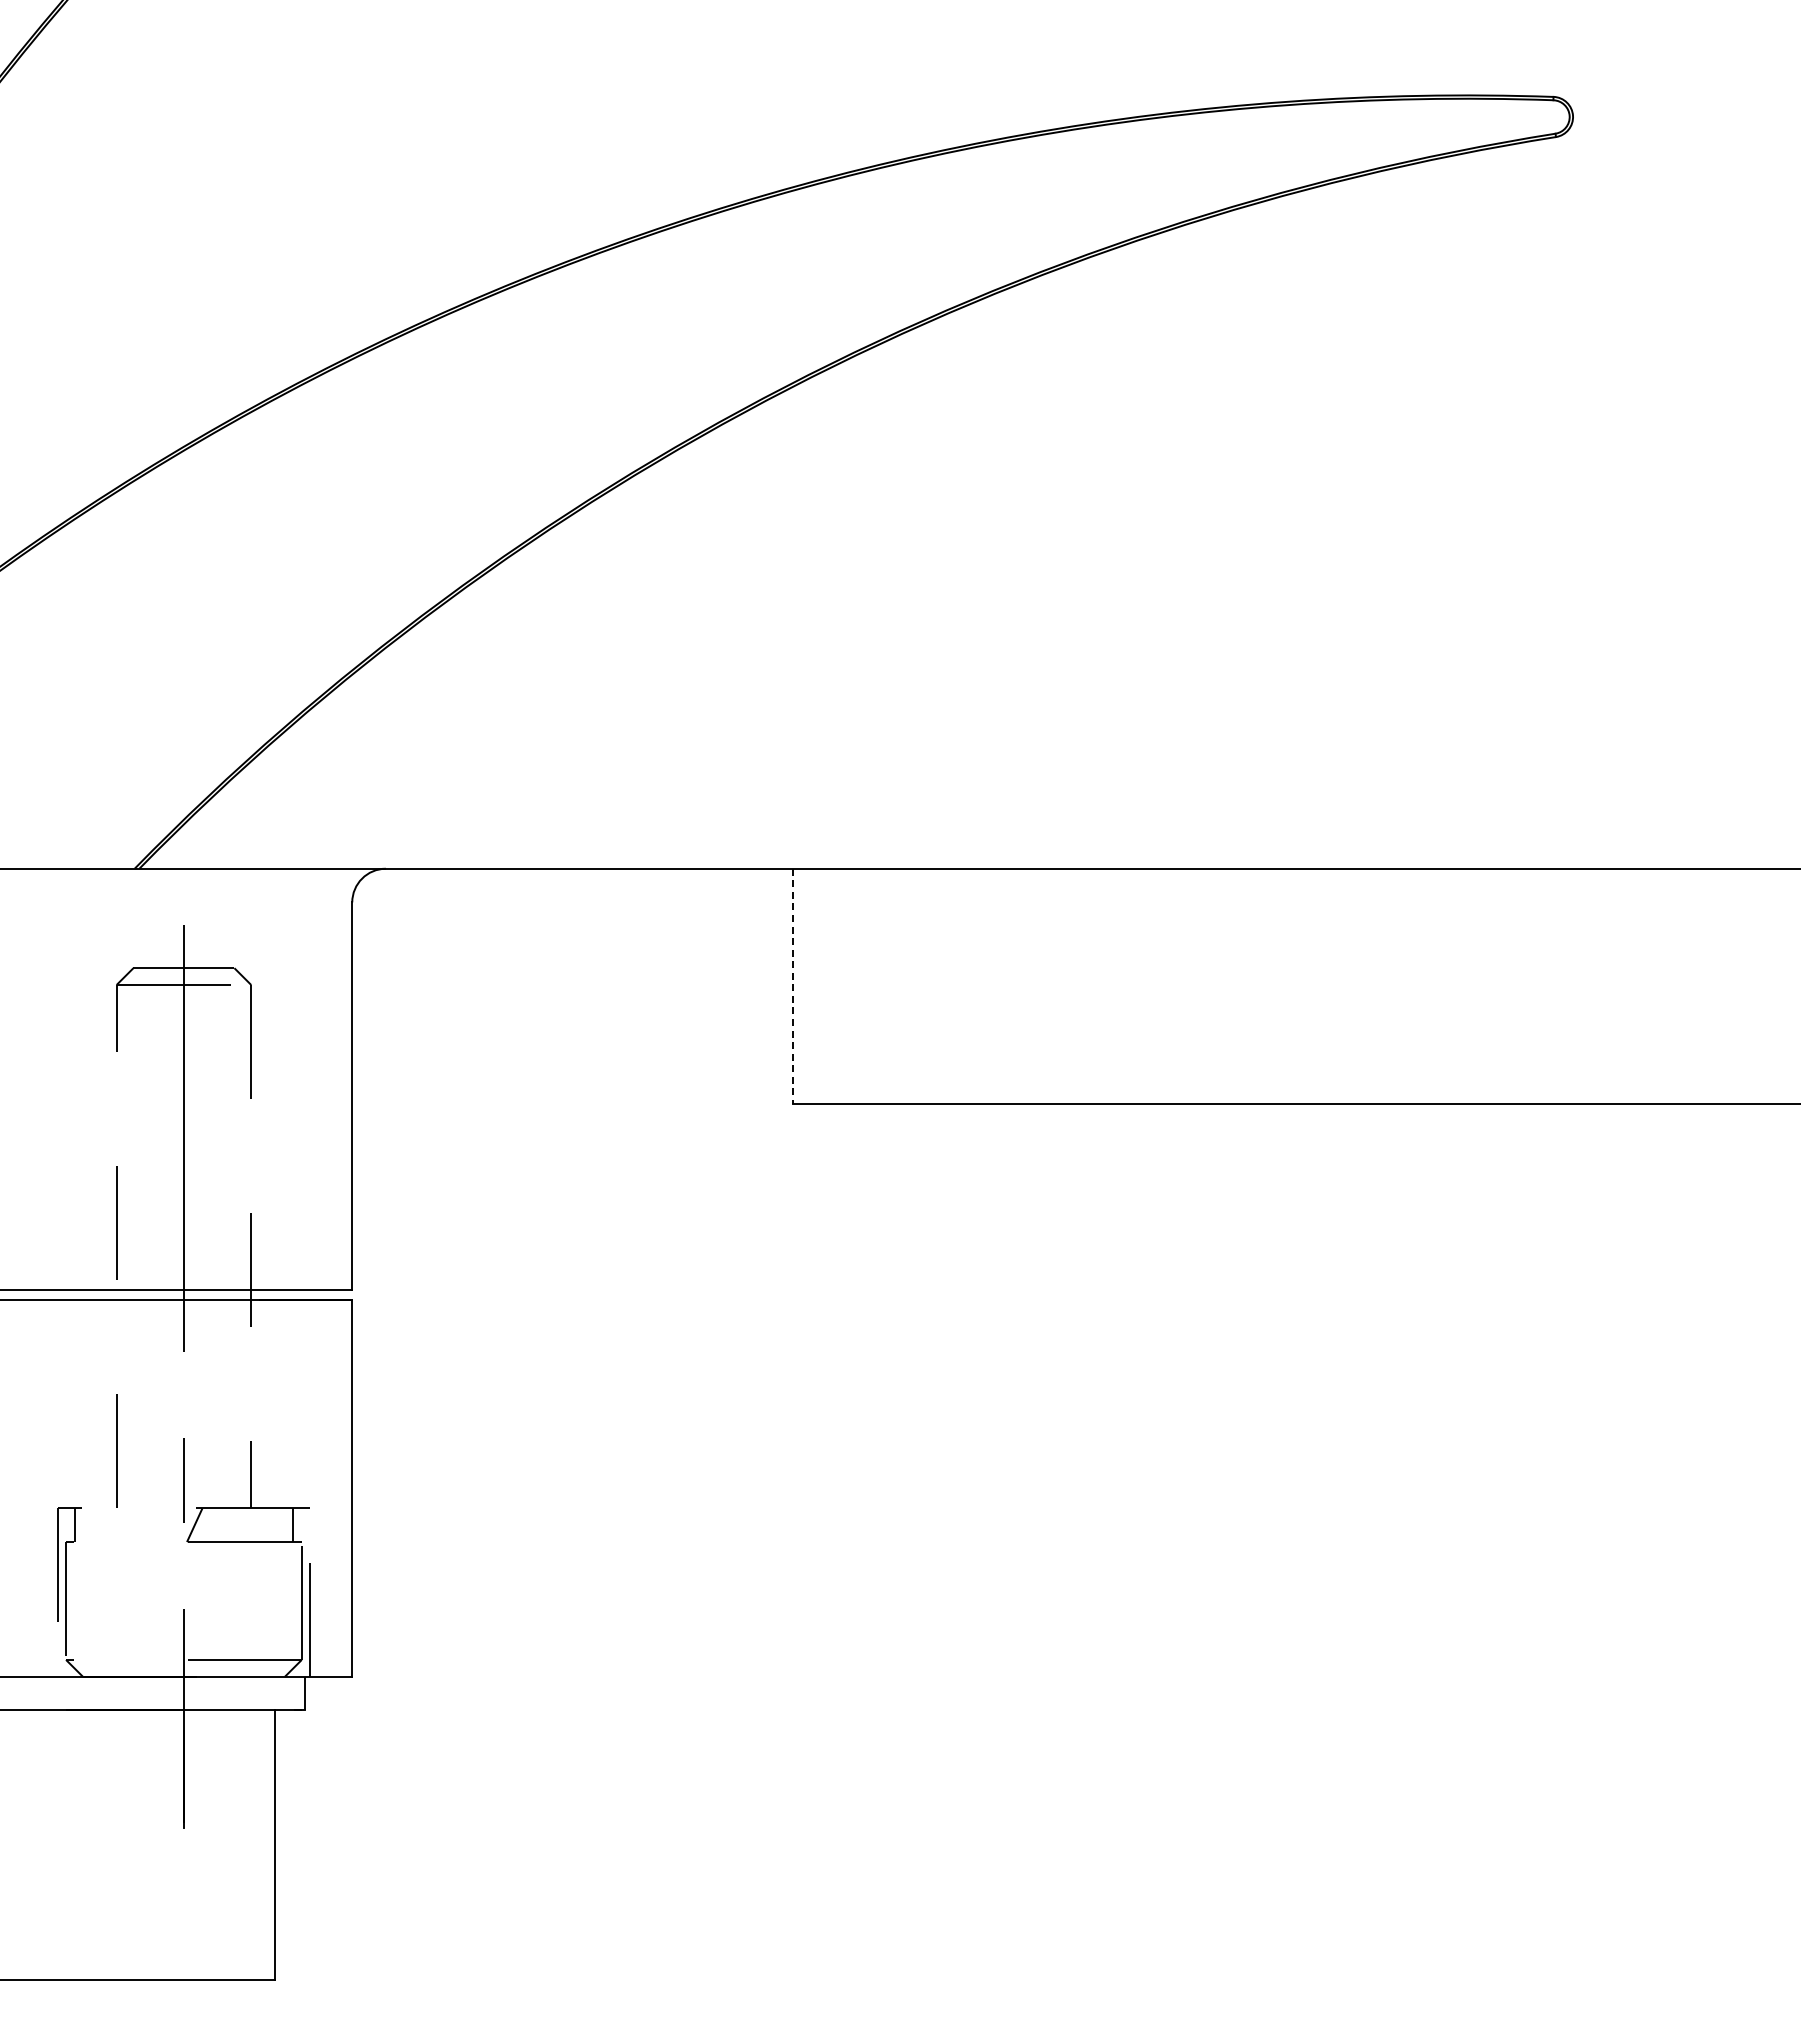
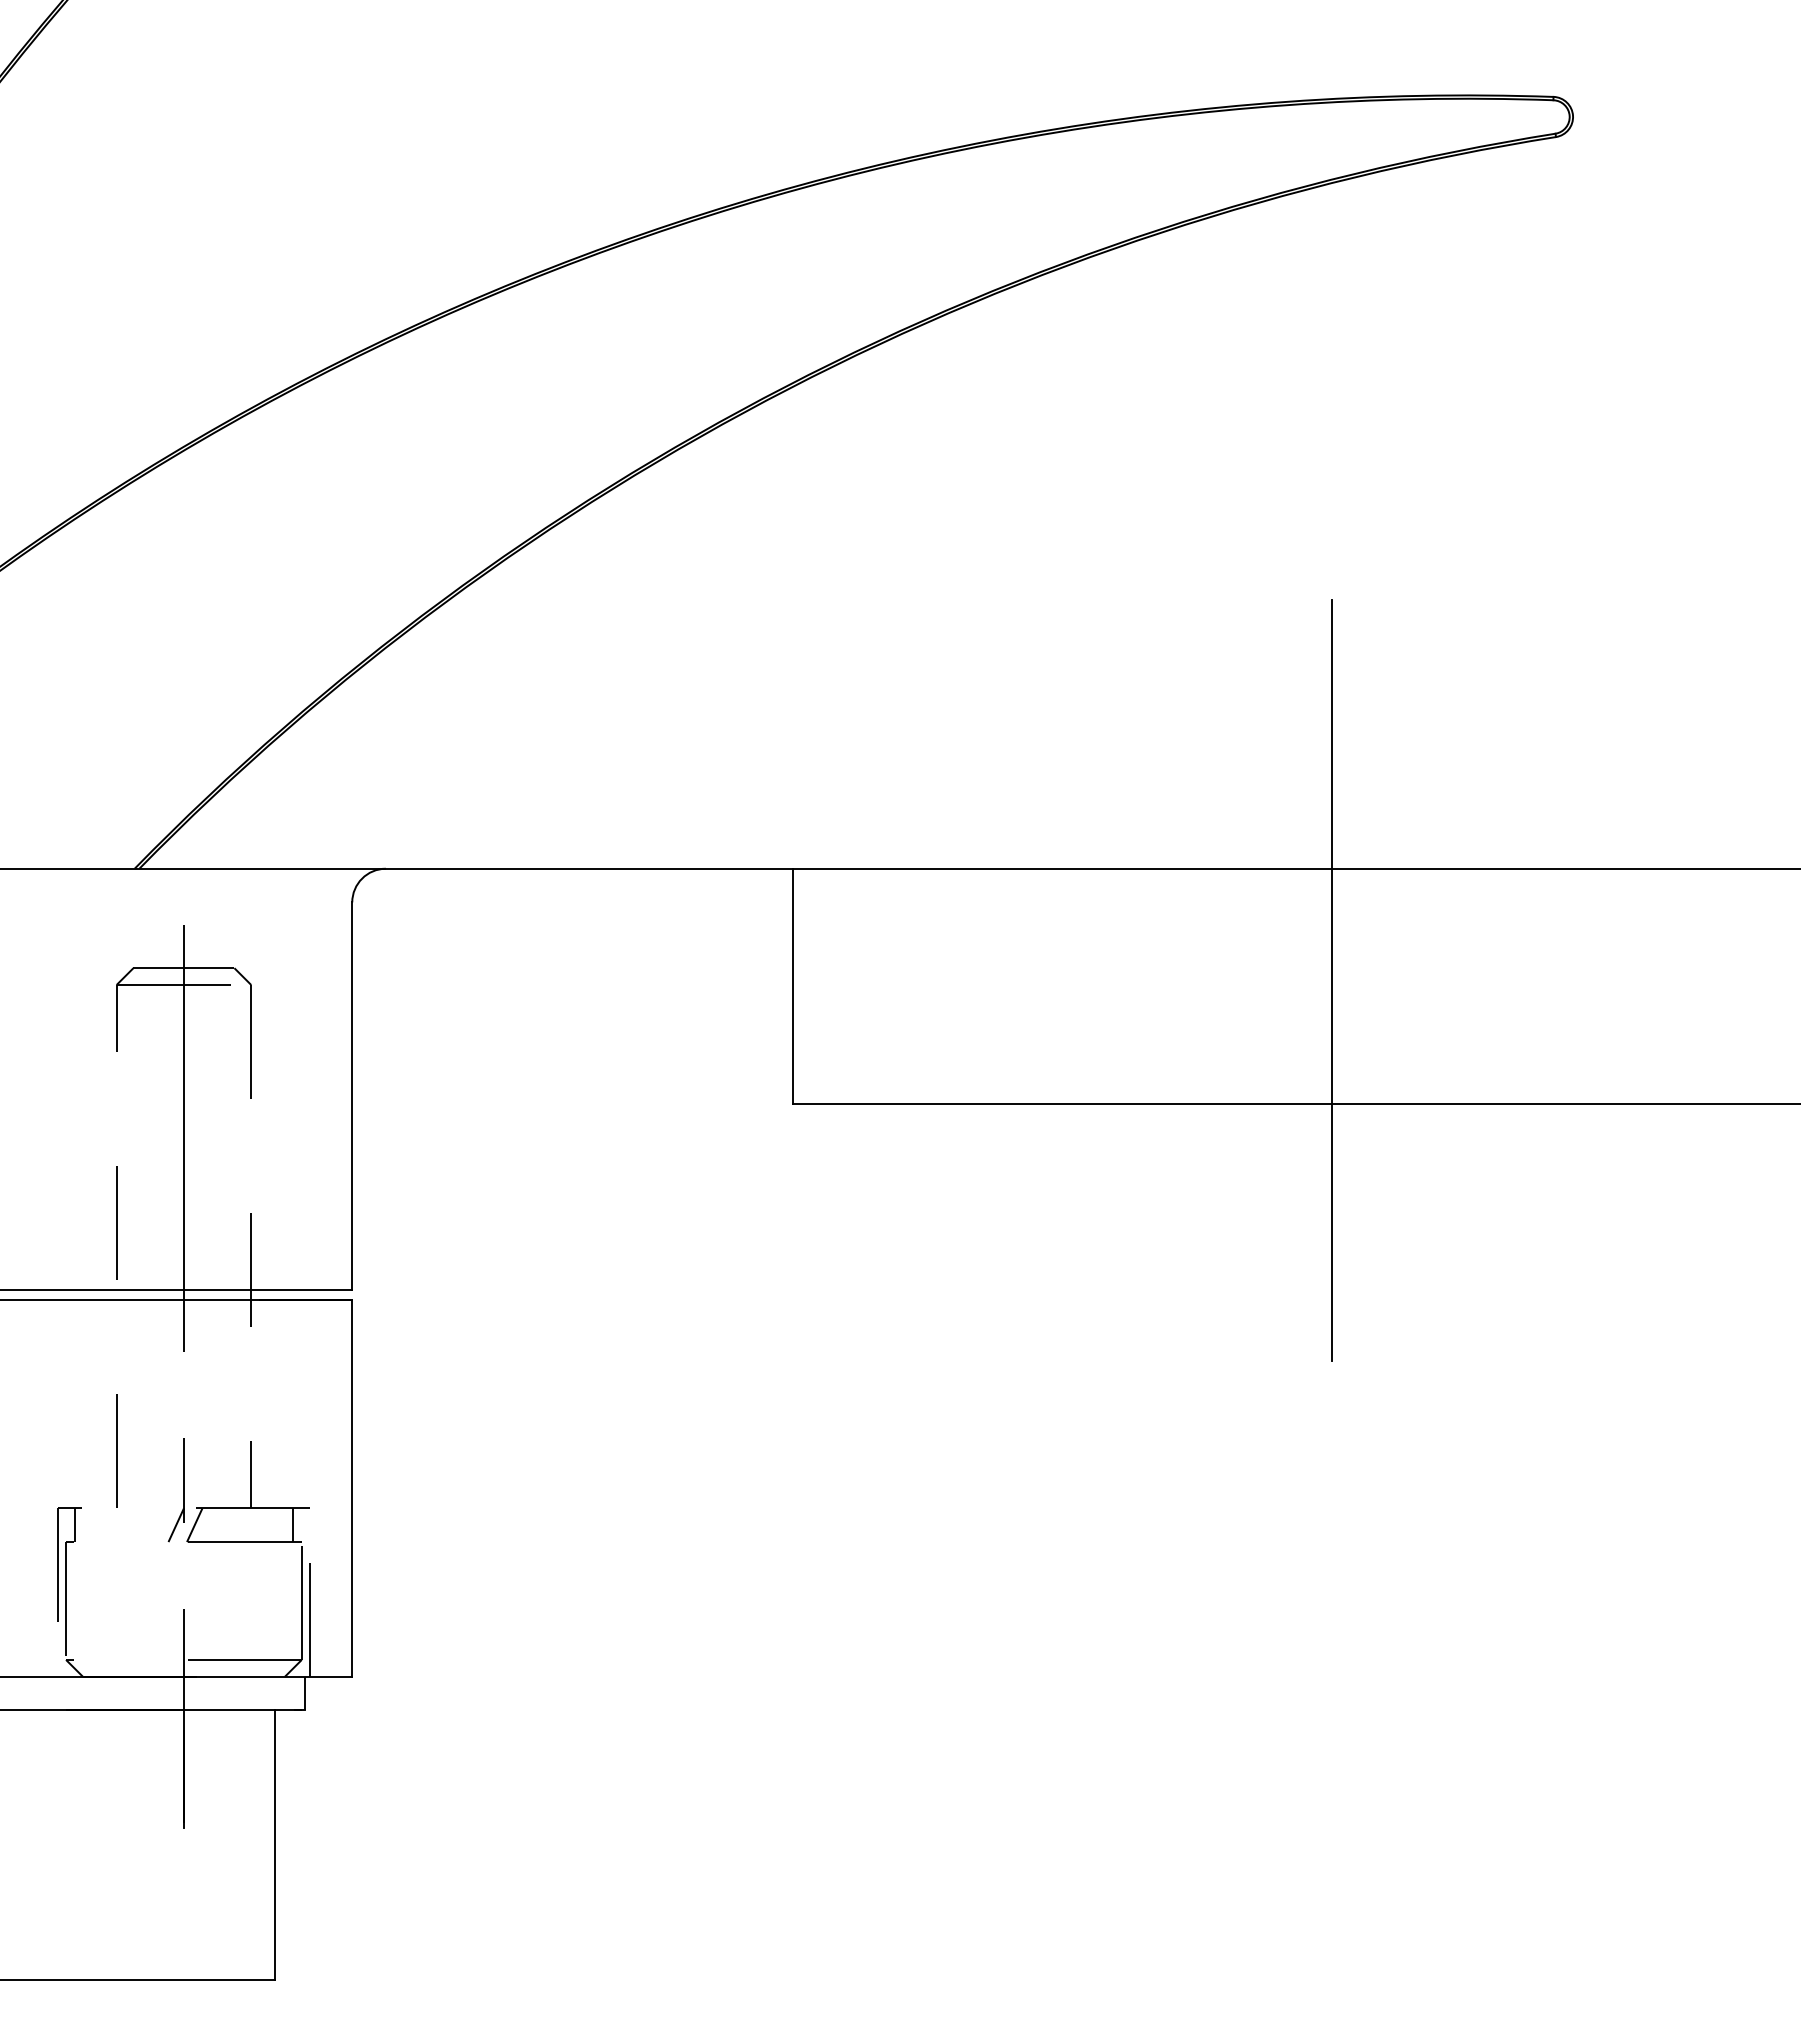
line: none -> present (1331, 980)
line: dashed -> solid (793, 986)
line: none -> present (175, 1525)
